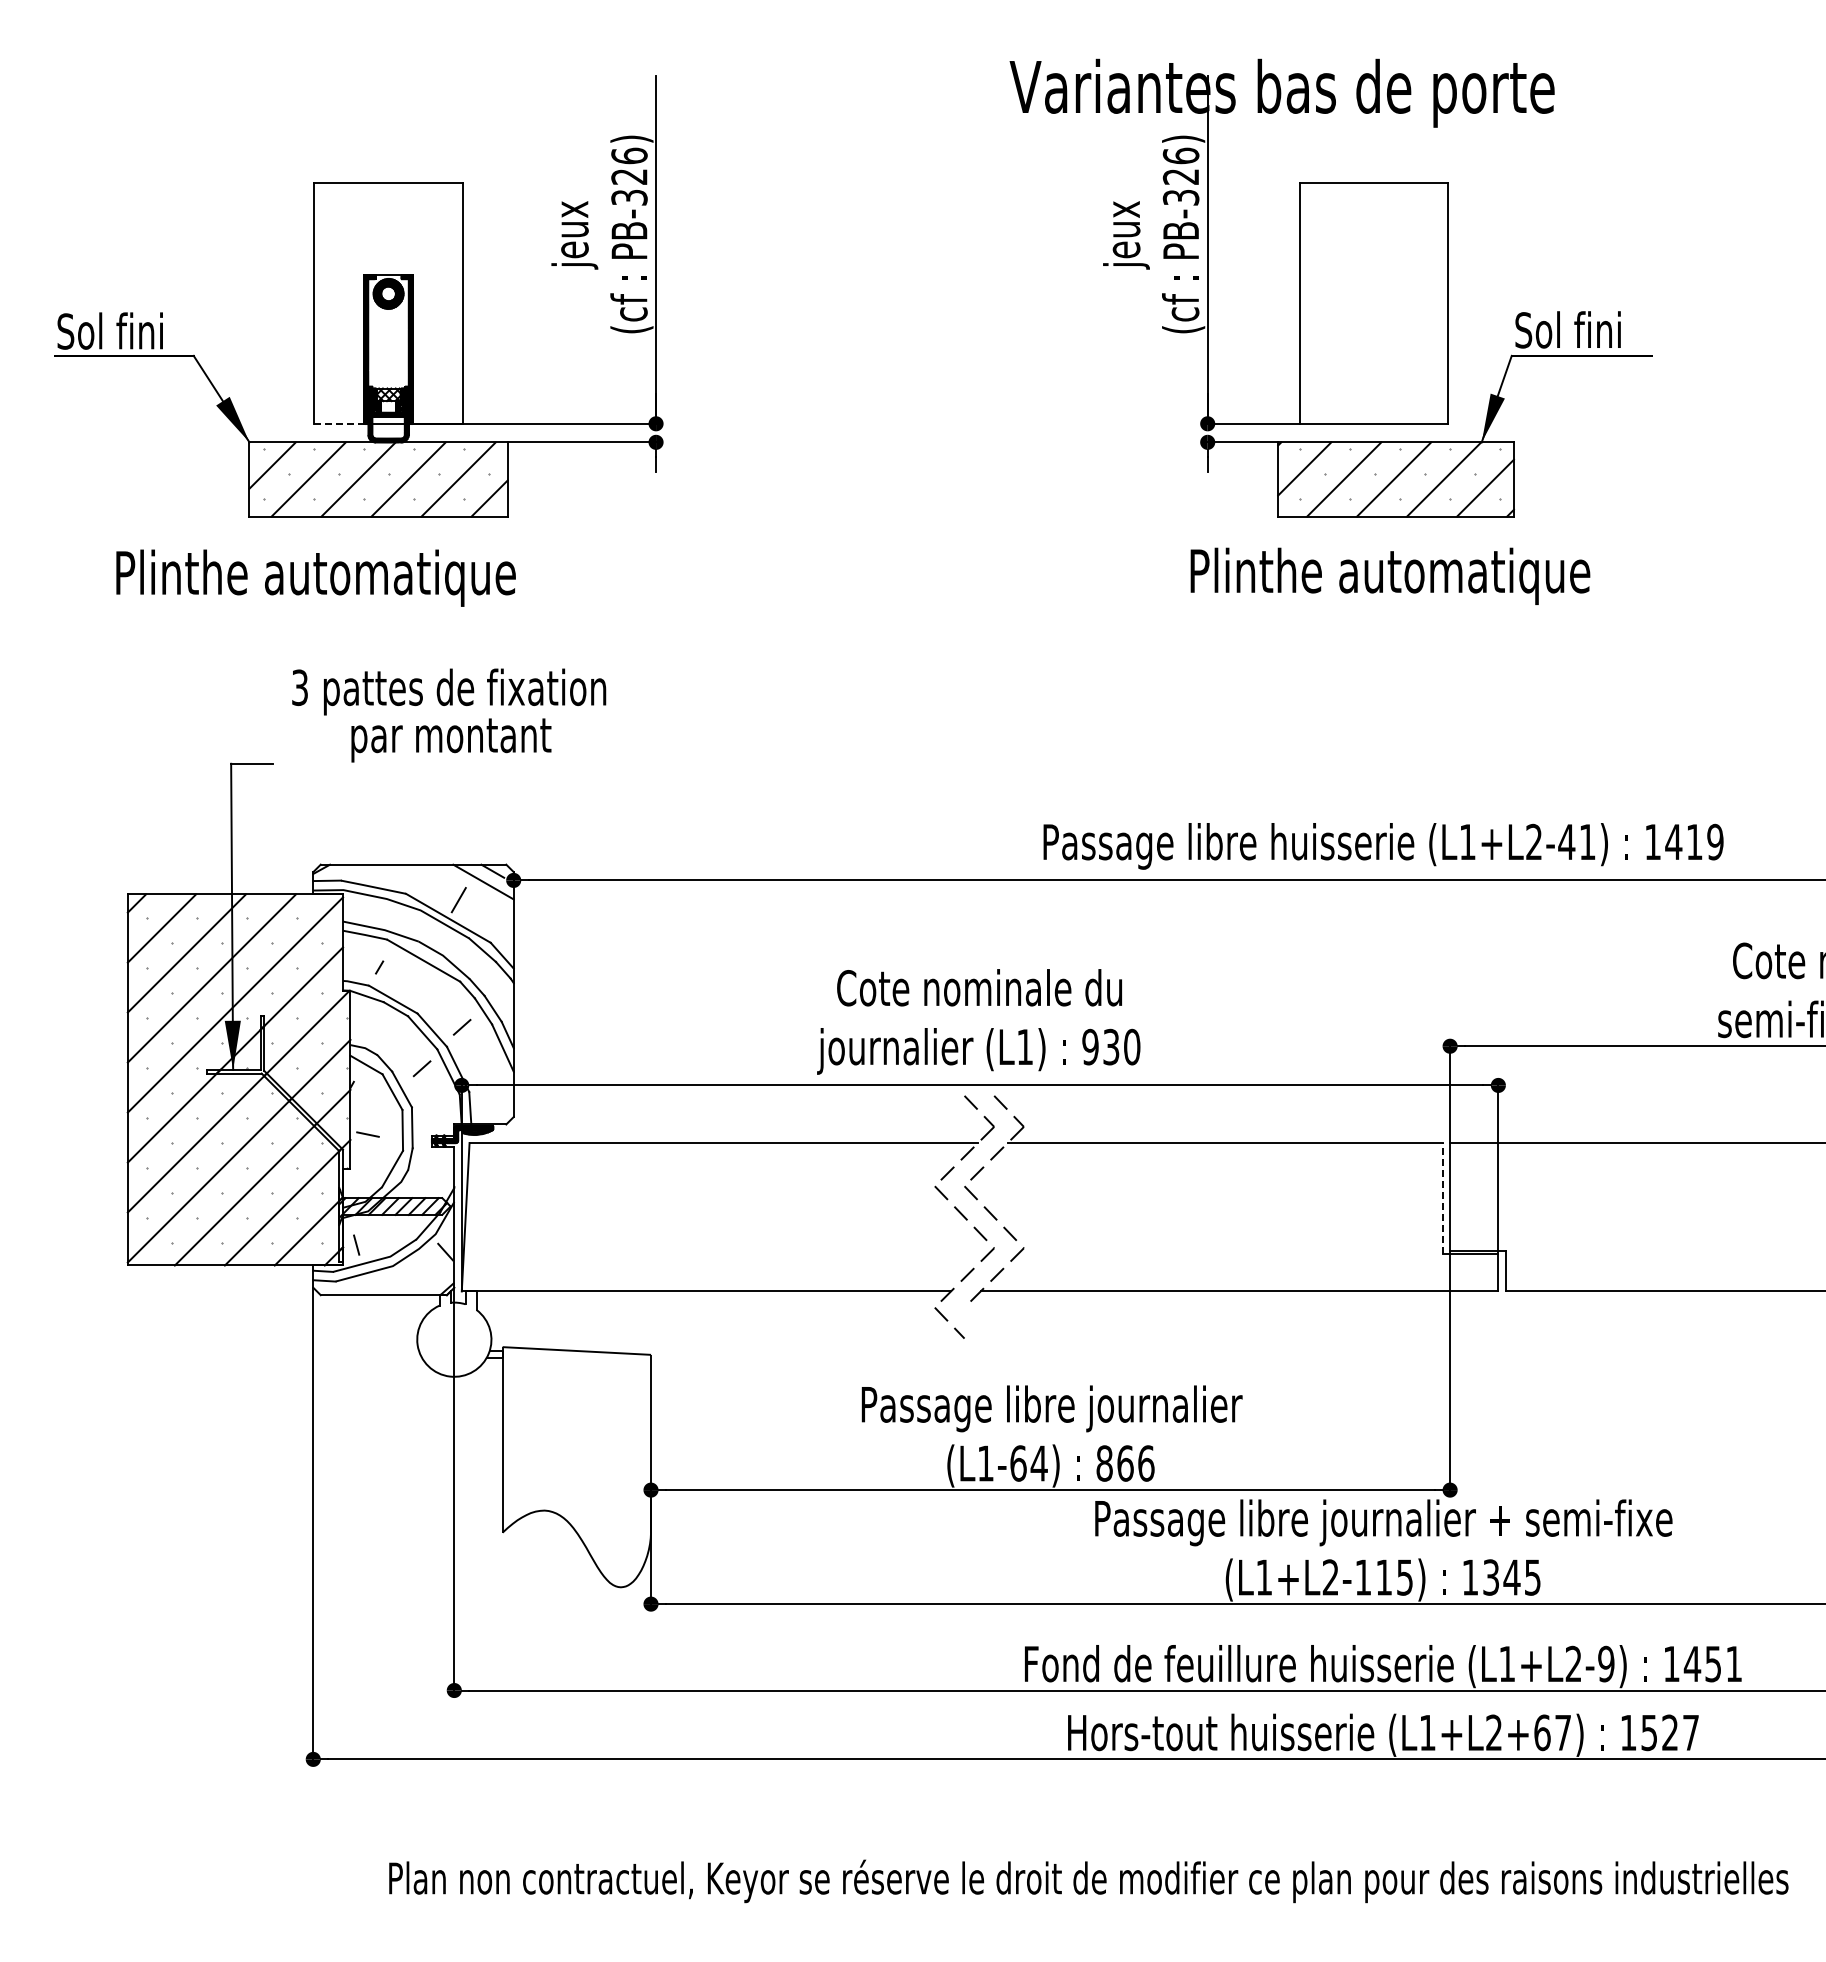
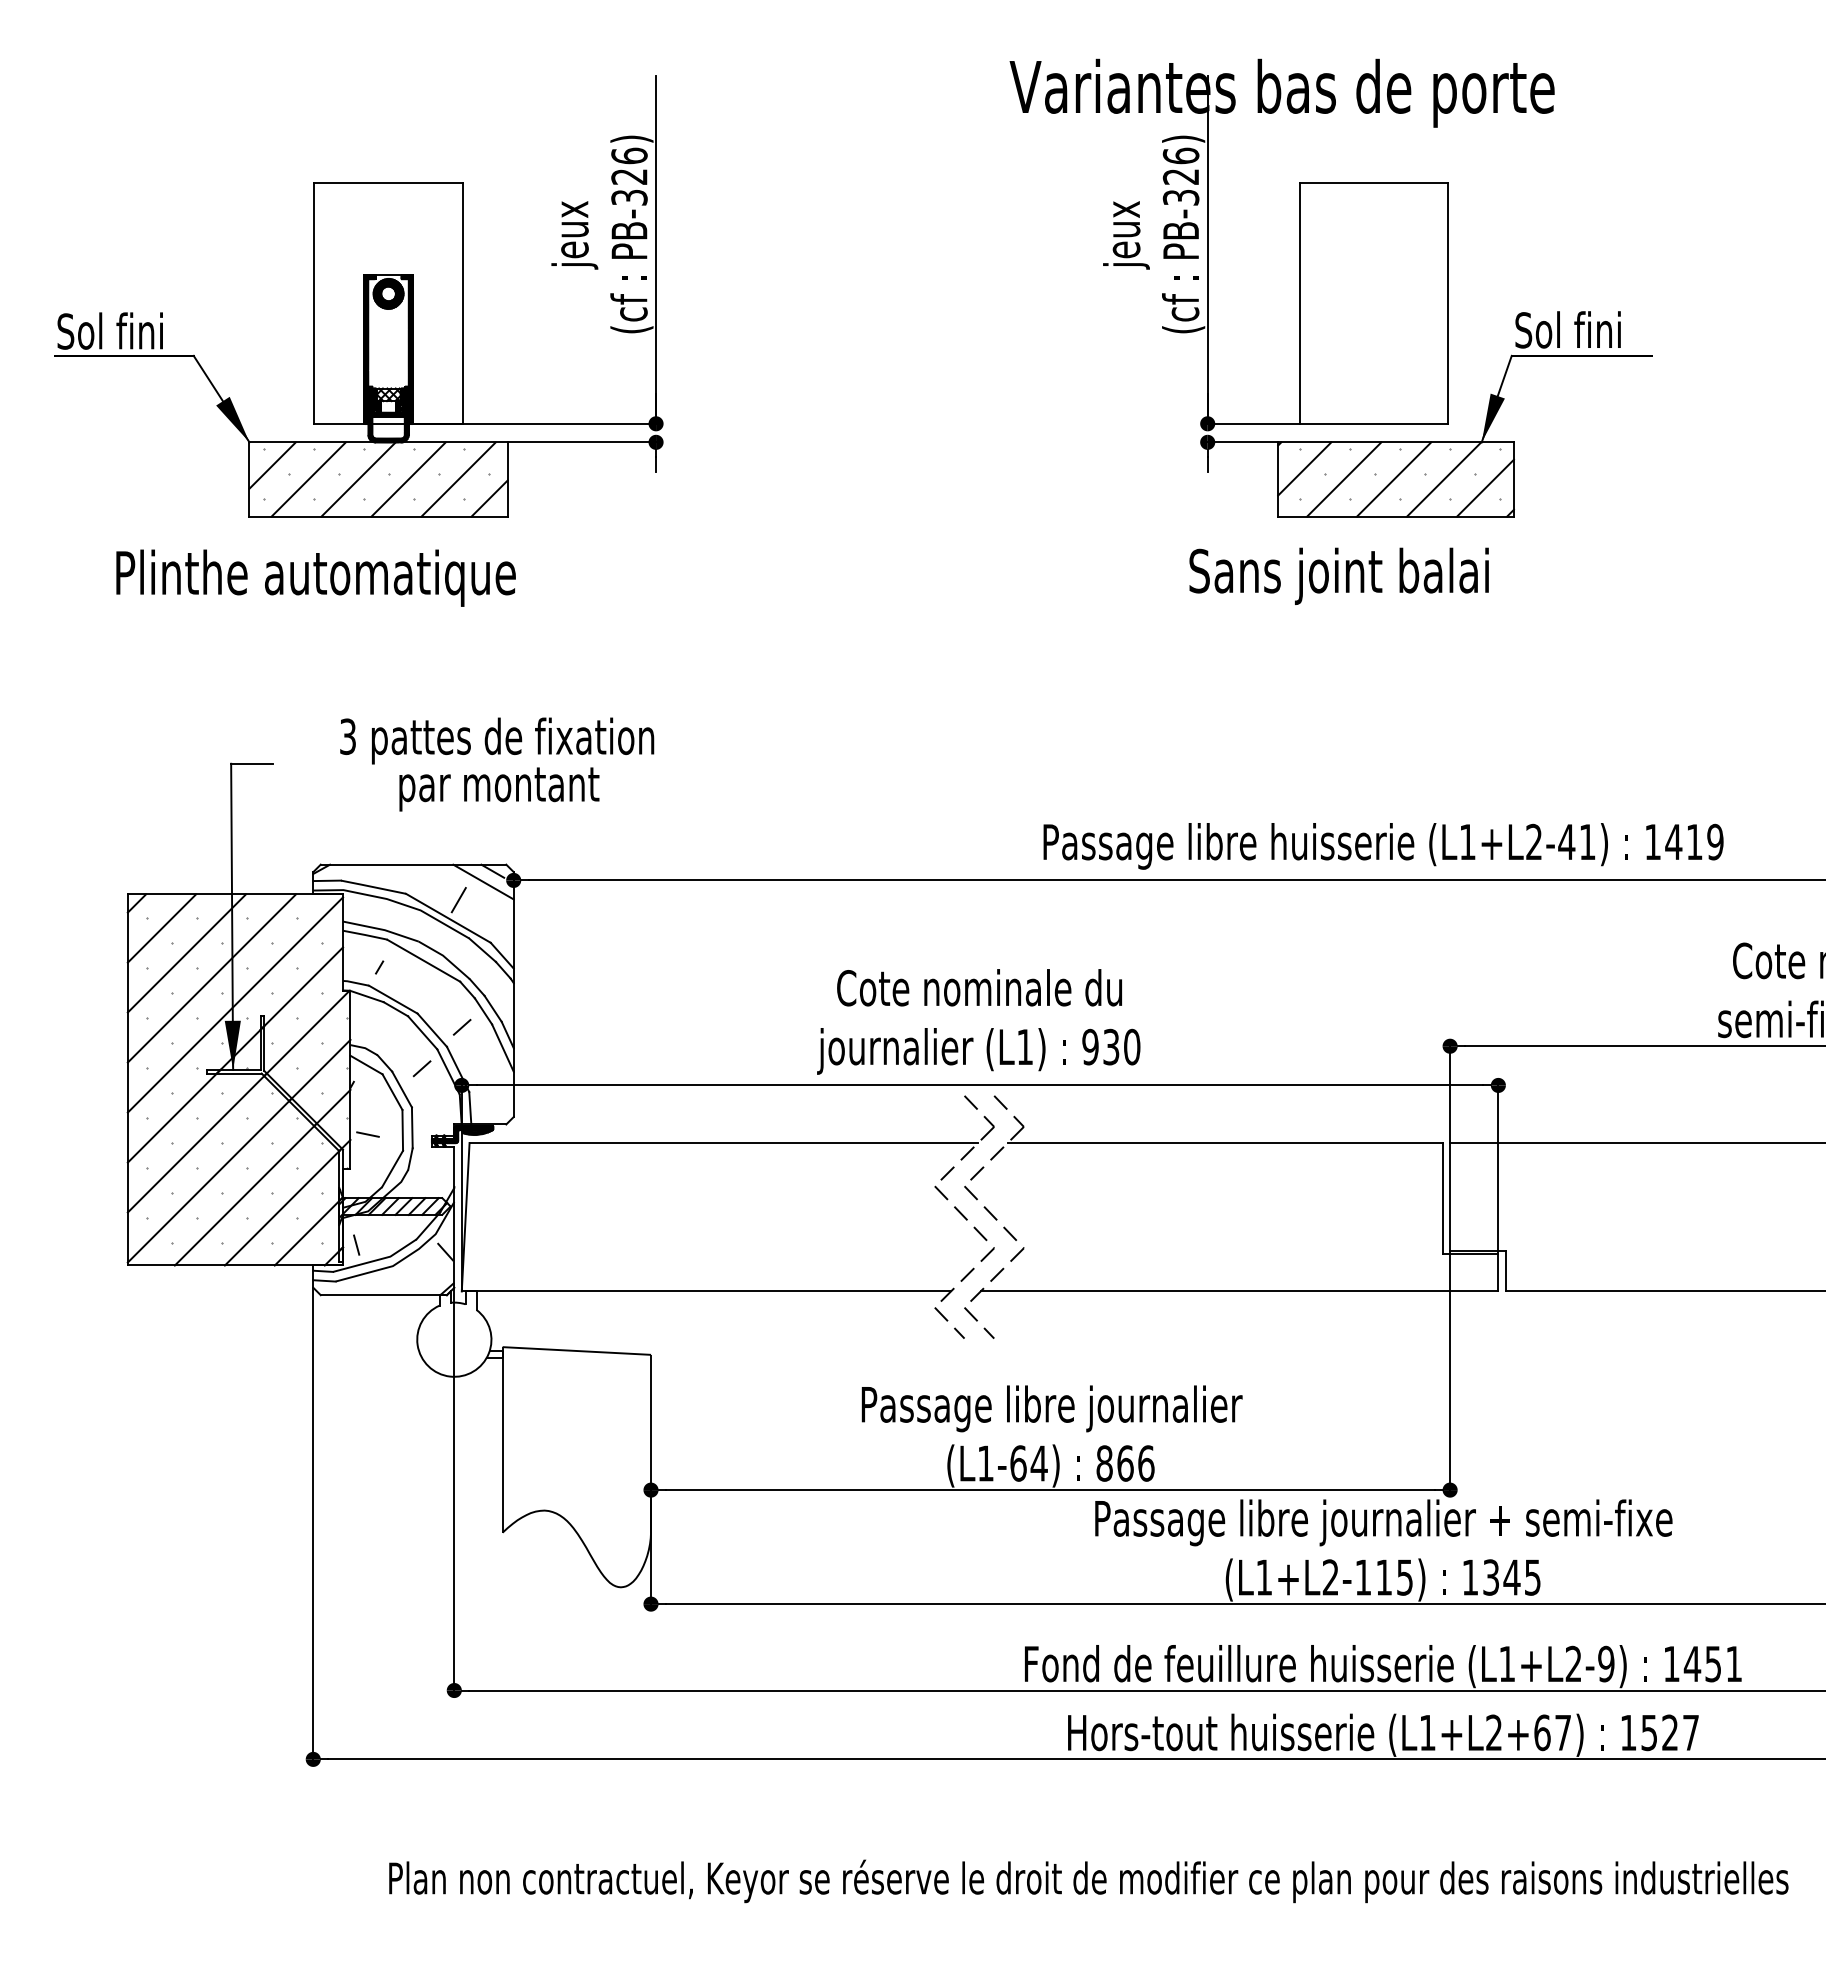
line: dashed -> solid (339, 423)
text: Plinthe automatique -> Sans joint balai (1389, 575)
text position: (449, 715) -> (497, 764) (497, 764)
line: dashed -> solid (1442, 1198)
line: none -> present (977, 1321)
